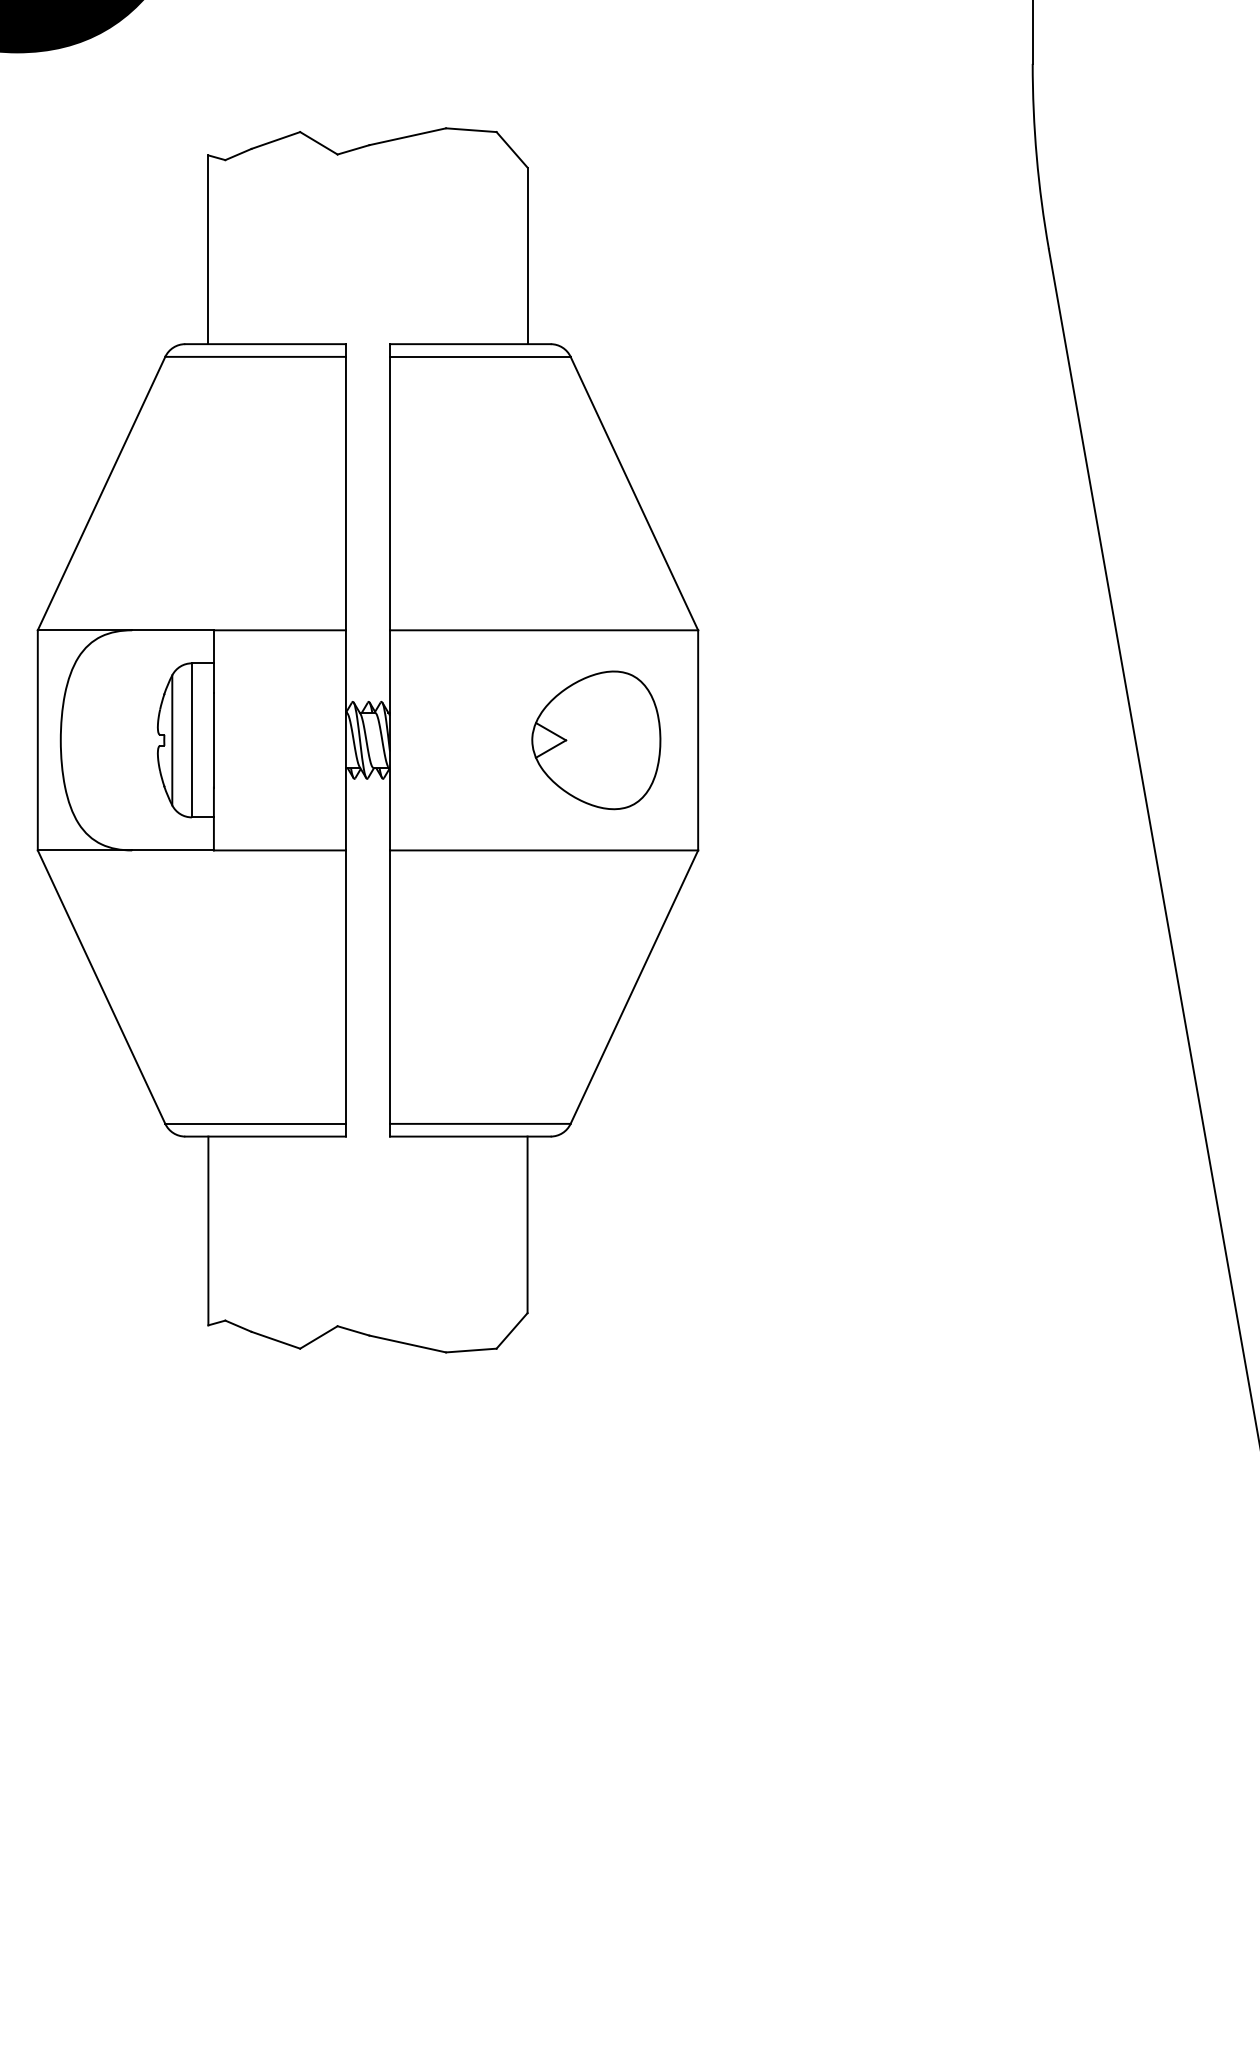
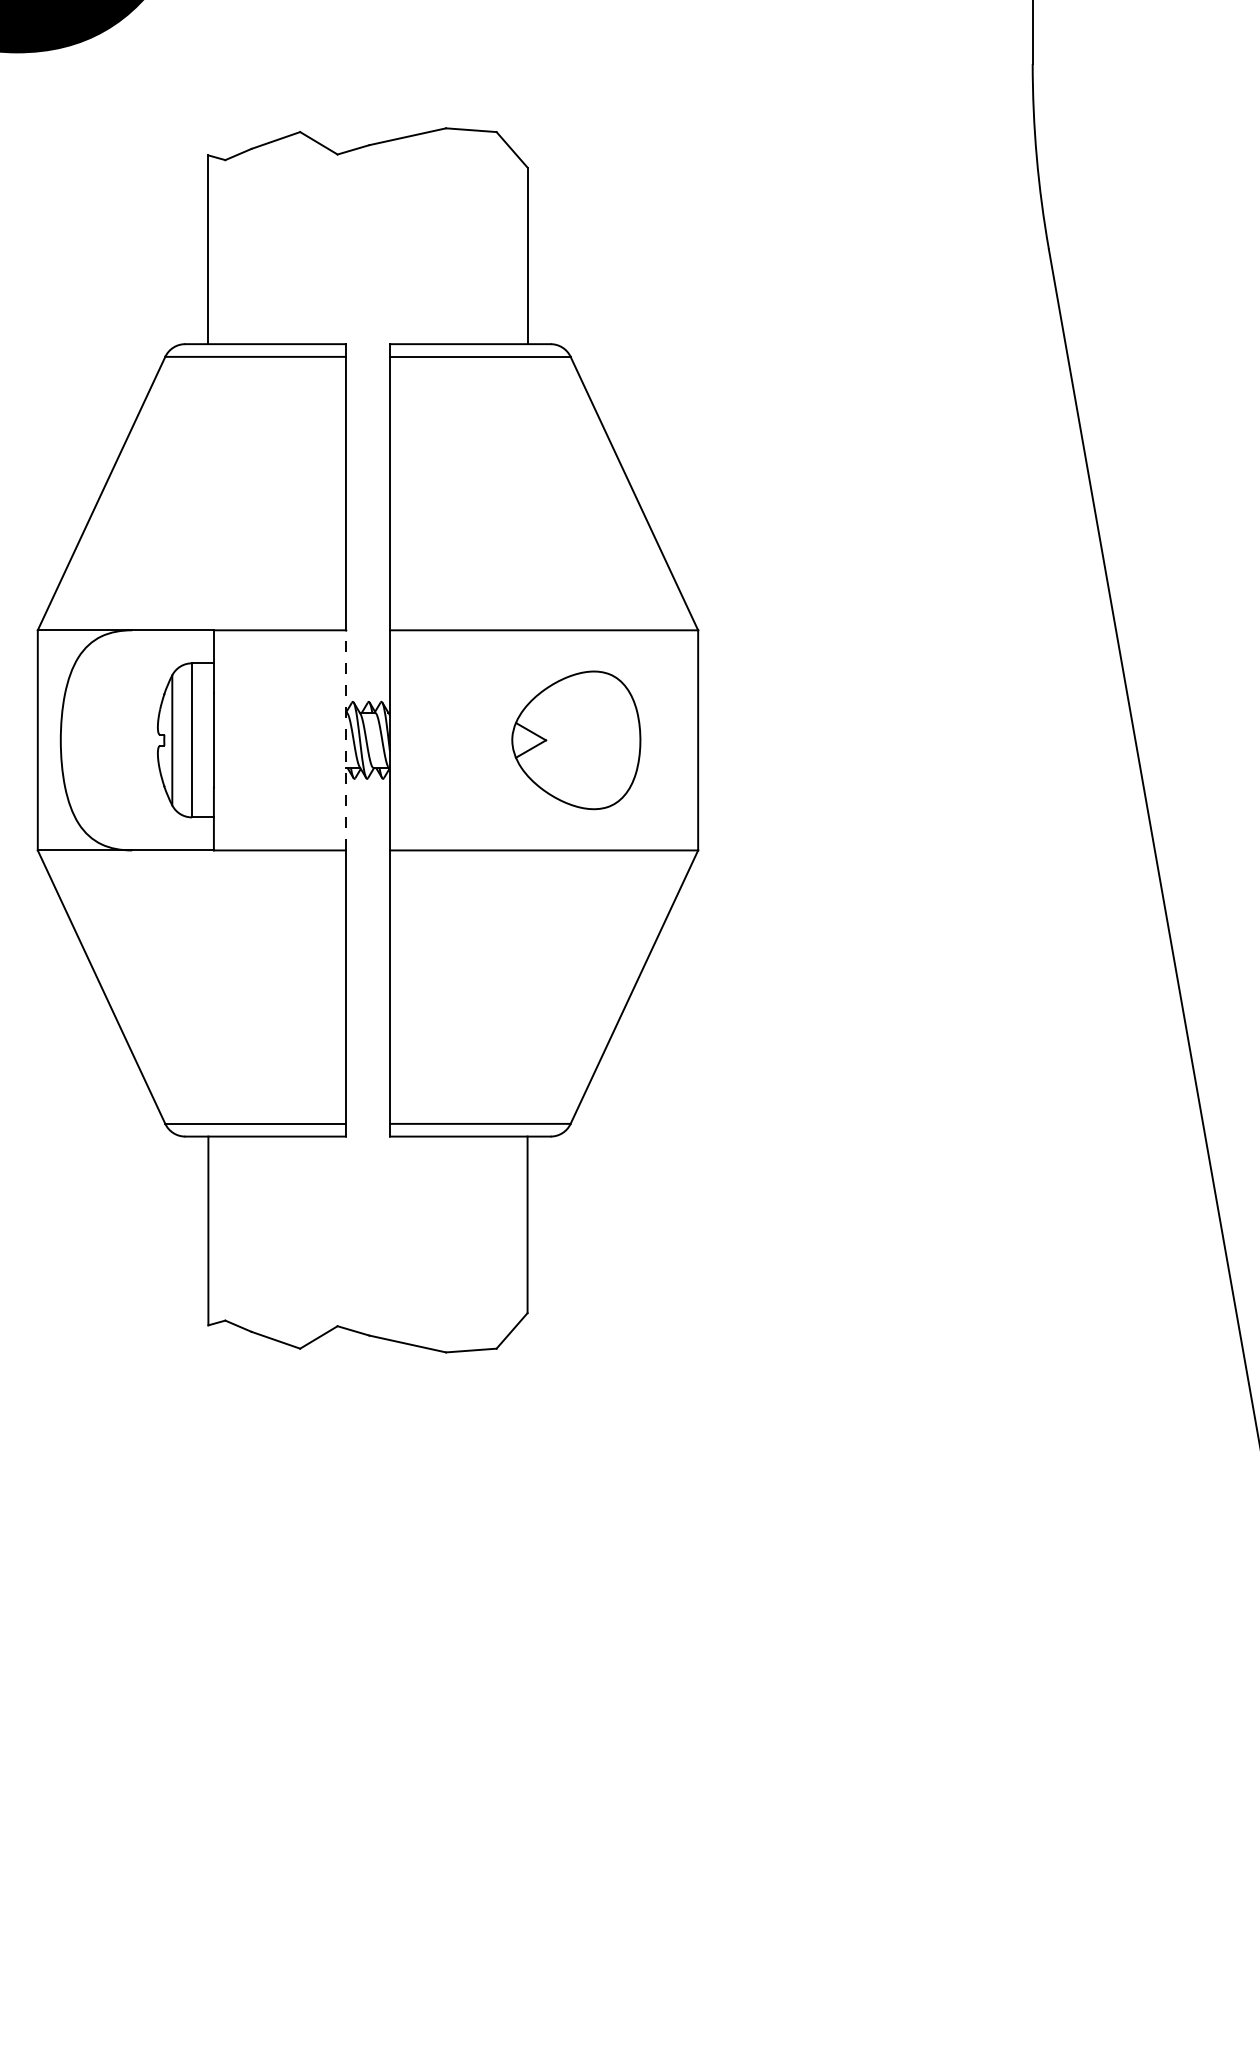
line: solid -> dashed (345, 739)
part position: (596, 740) -> (576, 740) (576, 740)
